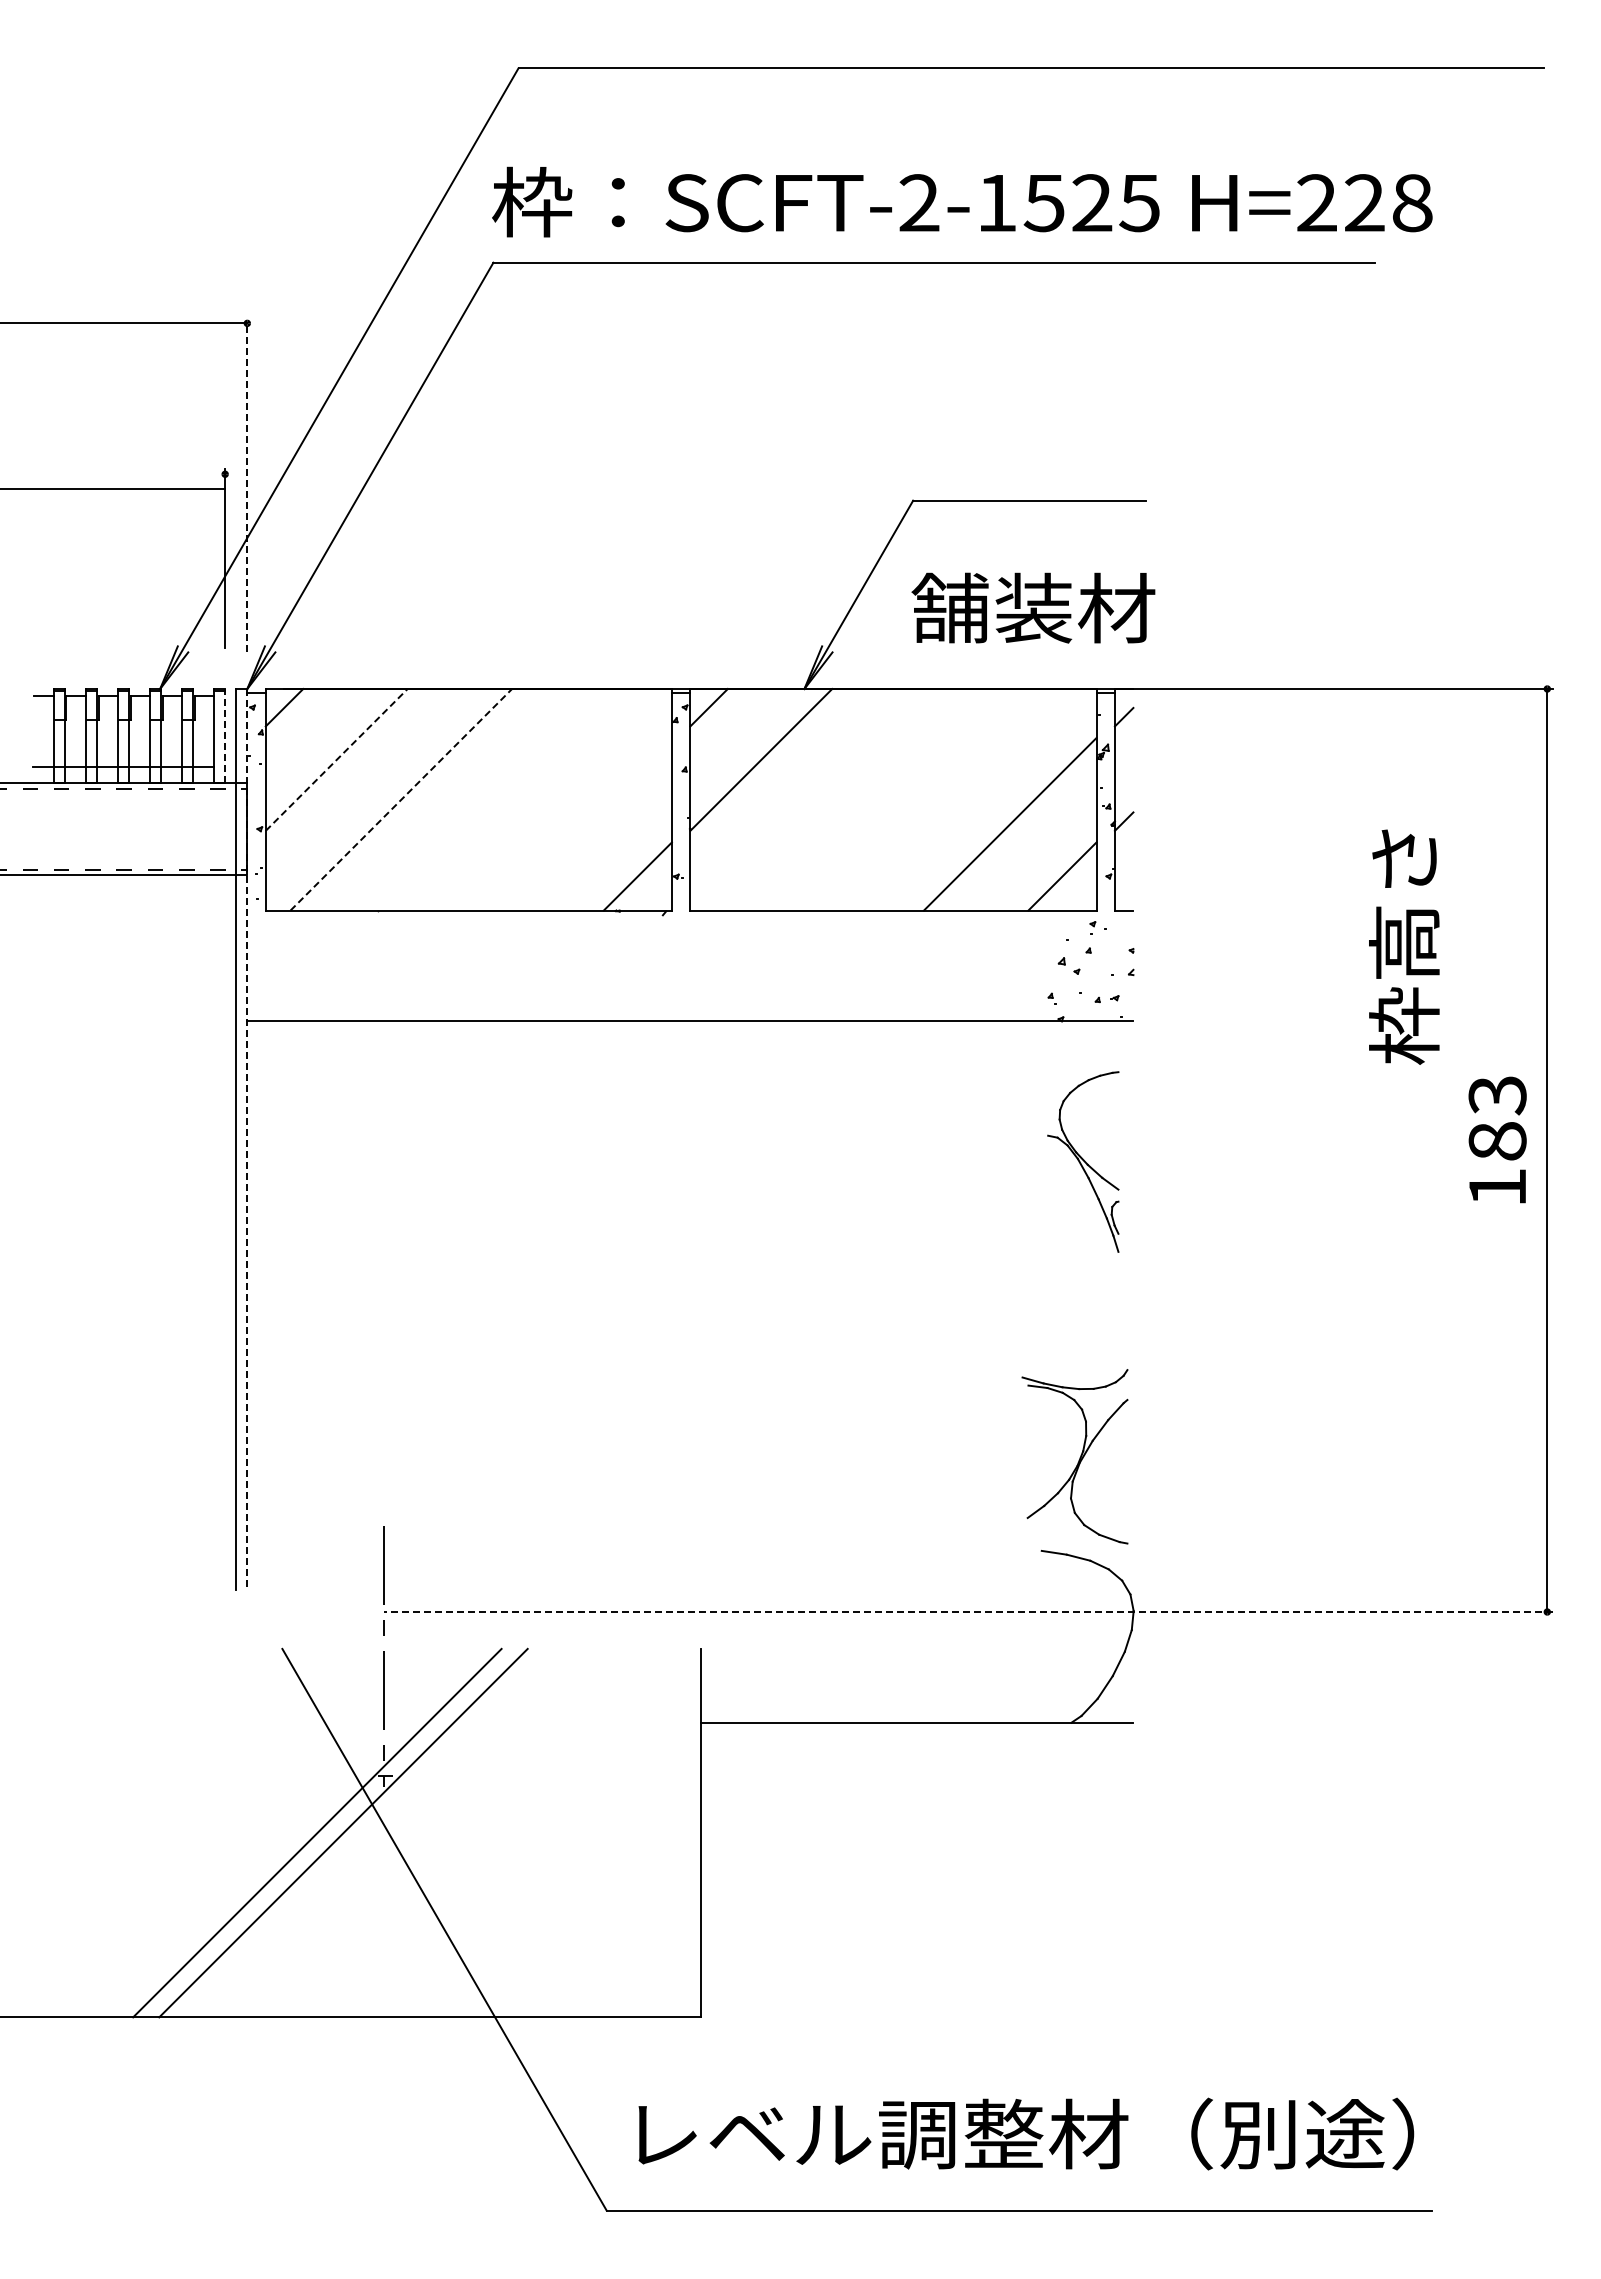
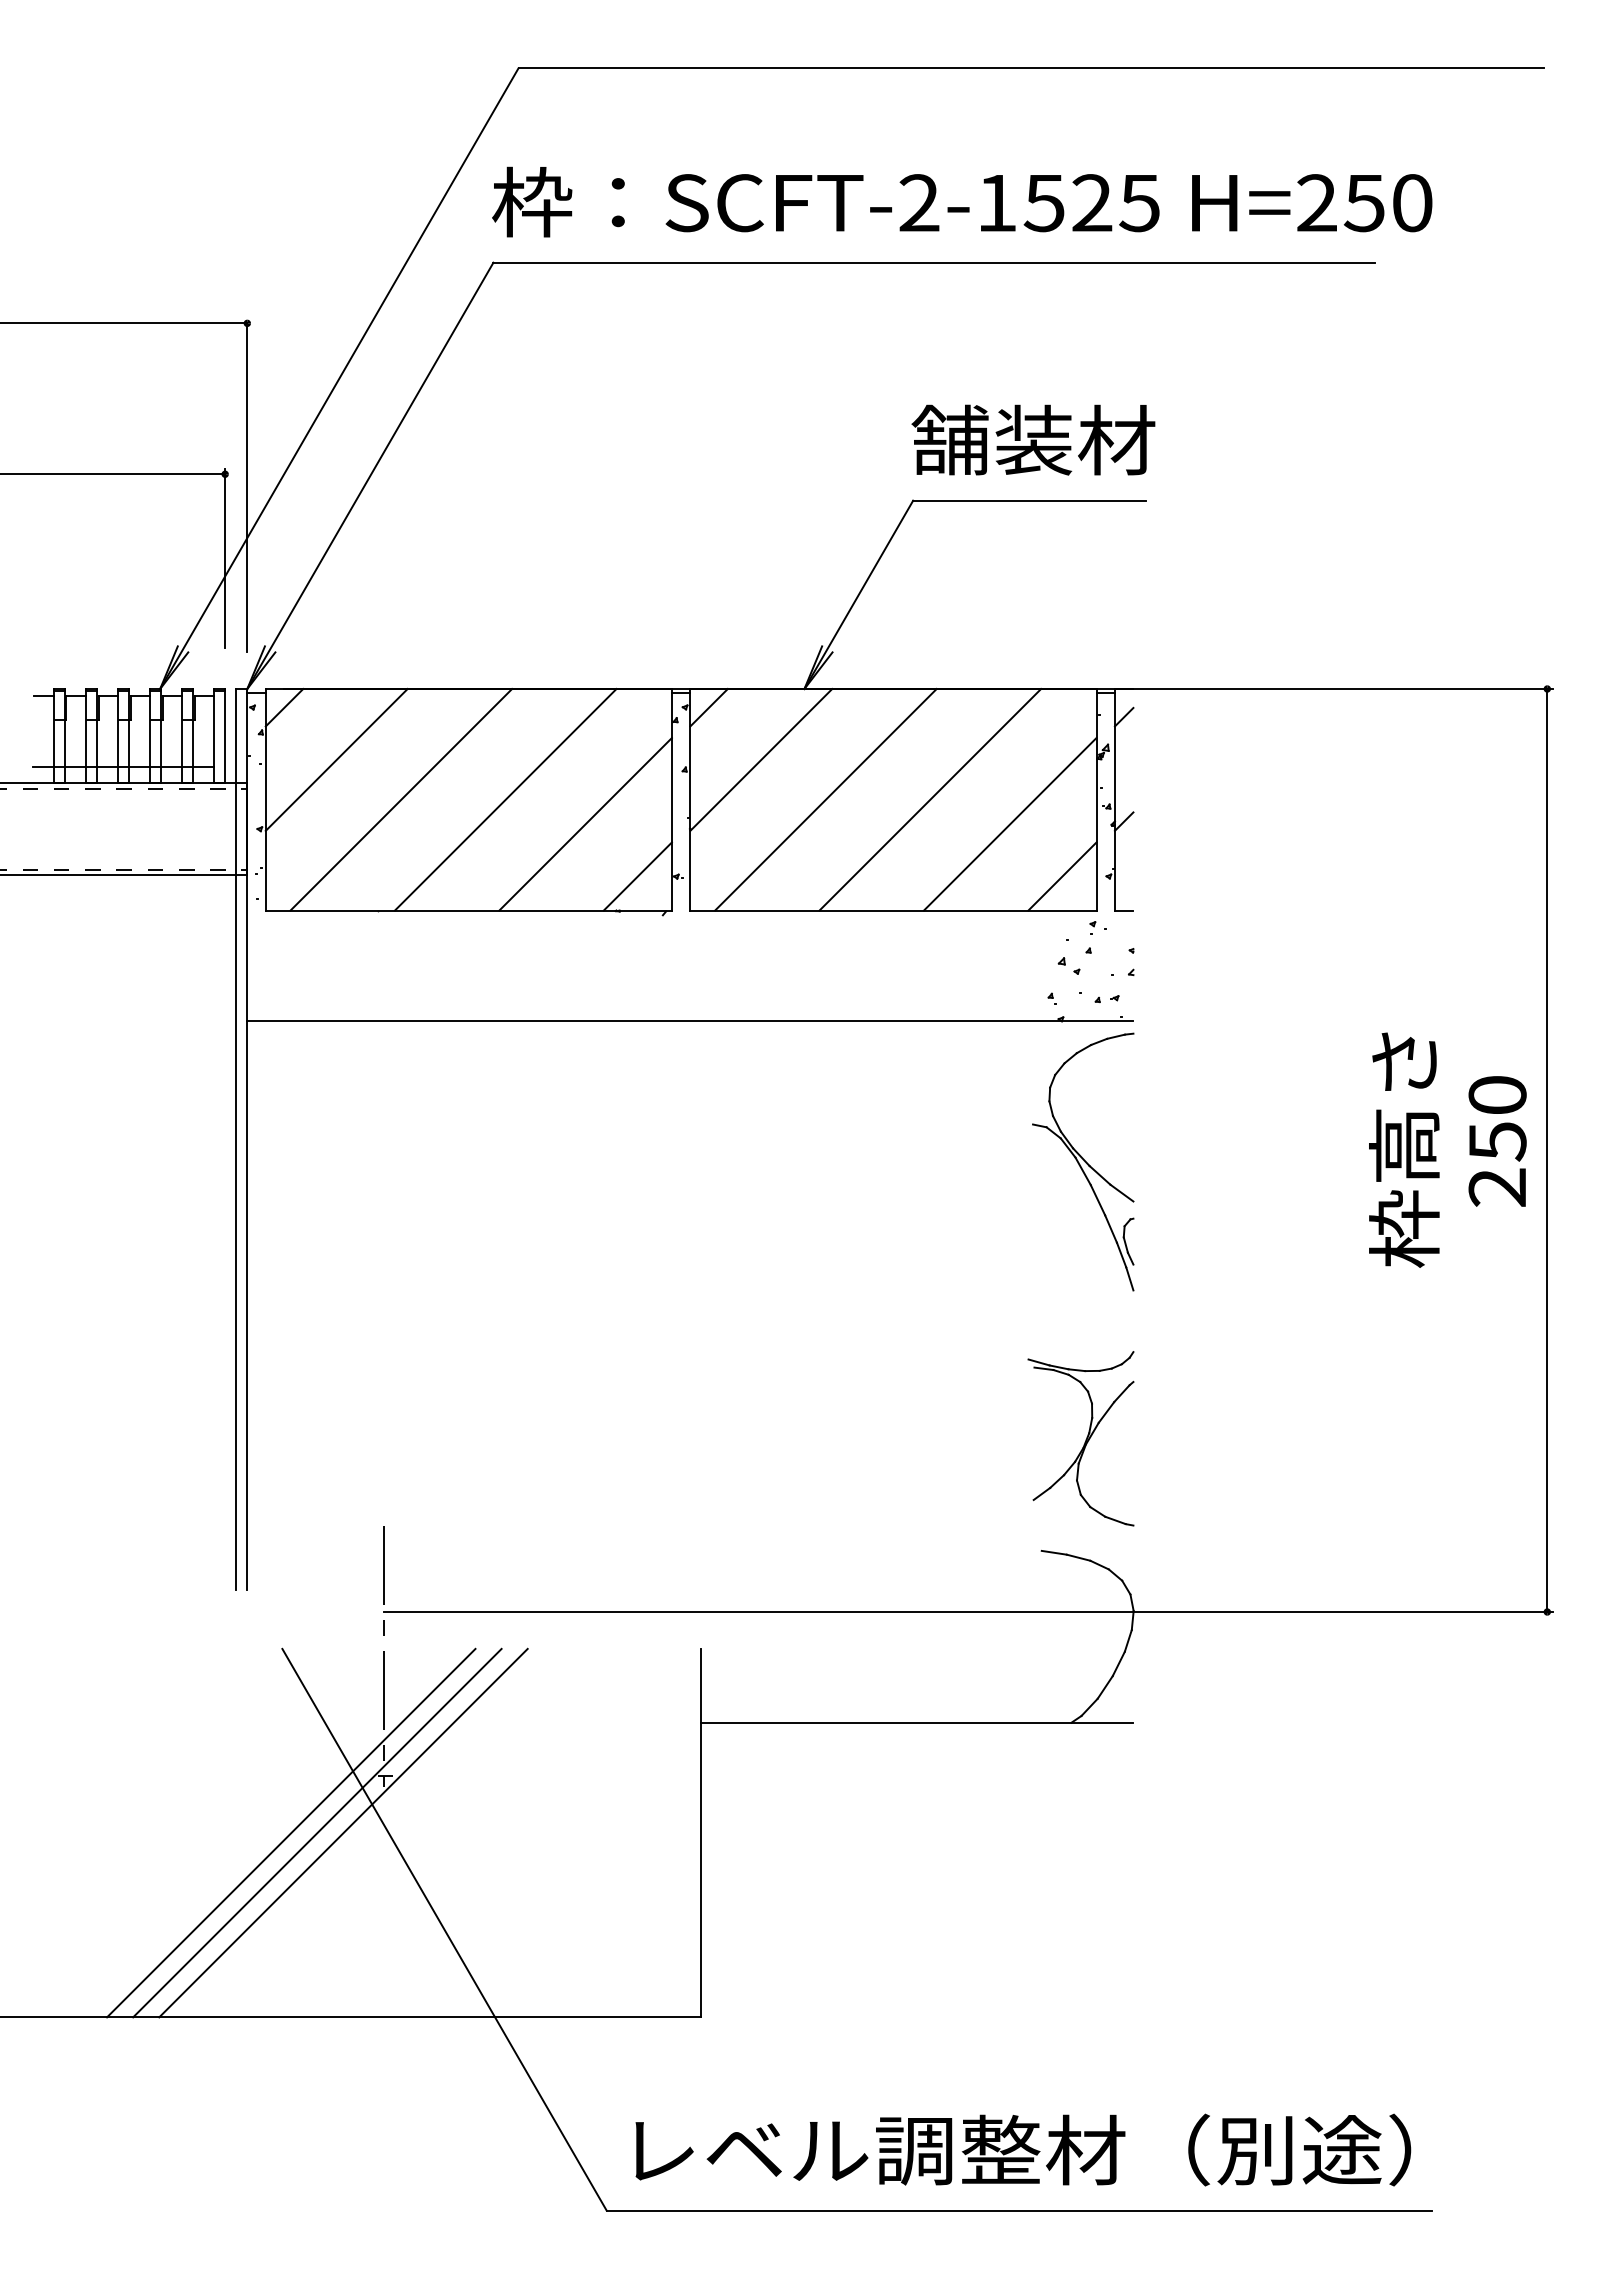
text: H=228 -> H=250 (1387, 203)
line: dashed -> solid (247, 487)
line position: (113, 489) -> (113, 474) (113, 474)
text position: (1033, 607) -> (1033, 439) (1033, 439)
line: dashed -> solid (225, 735)
line: dashed -> solid (337, 759)
line: dashed -> solid (401, 799)
line: none -> present (505, 799)
line: none -> present (825, 799)
line: none -> present (930, 799)
line: none -> present (585, 824)
text position: (1404, 946) -> (1404, 1149) (1404, 1149)
line: dashed -> solid (247, 1139)
text: 183 -> 250 (1497, 1141)
part size: 73x182 px -> 103x260 px (1083, 1161)
part position: (1074, 1456) -> (1080, 1438) (1080, 1438)
line: dashed -> solid (967, 1612)
line: none -> present (291, 1832)
text position: (1026, 2133) -> (1023, 2149) (1023, 2149)
